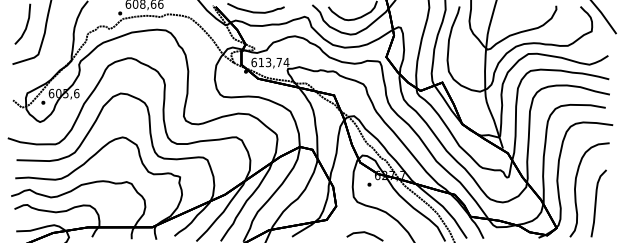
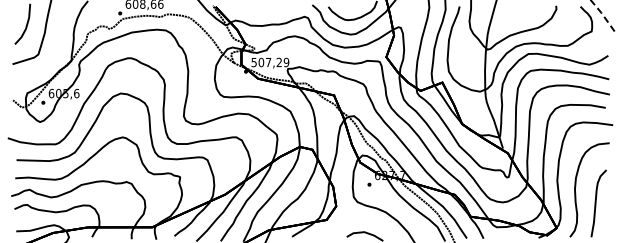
curve: present -> none (255, 11)
line: solid -> dashed (604, 16)
text: 613,74 -> 507,29 (270, 62)
